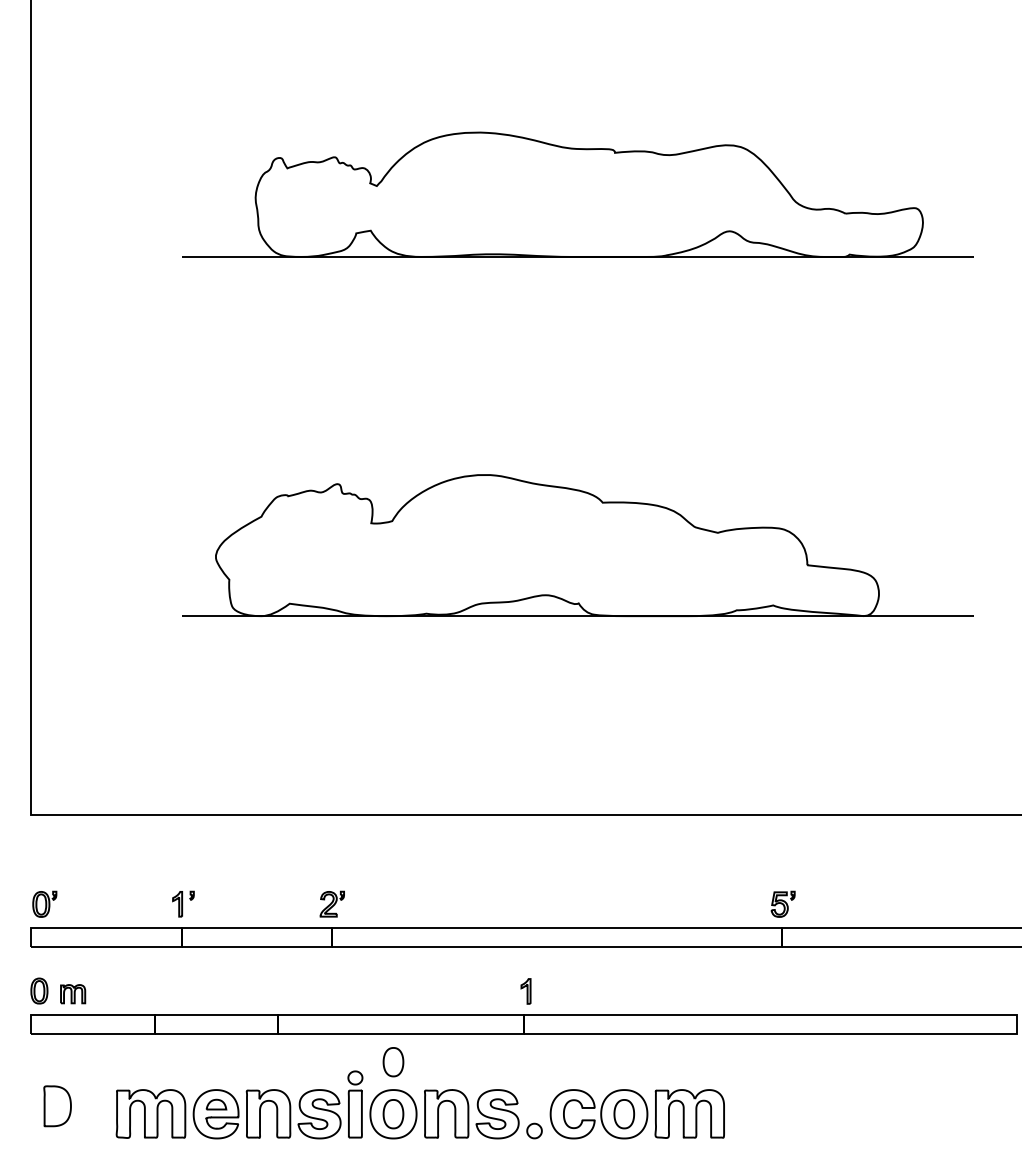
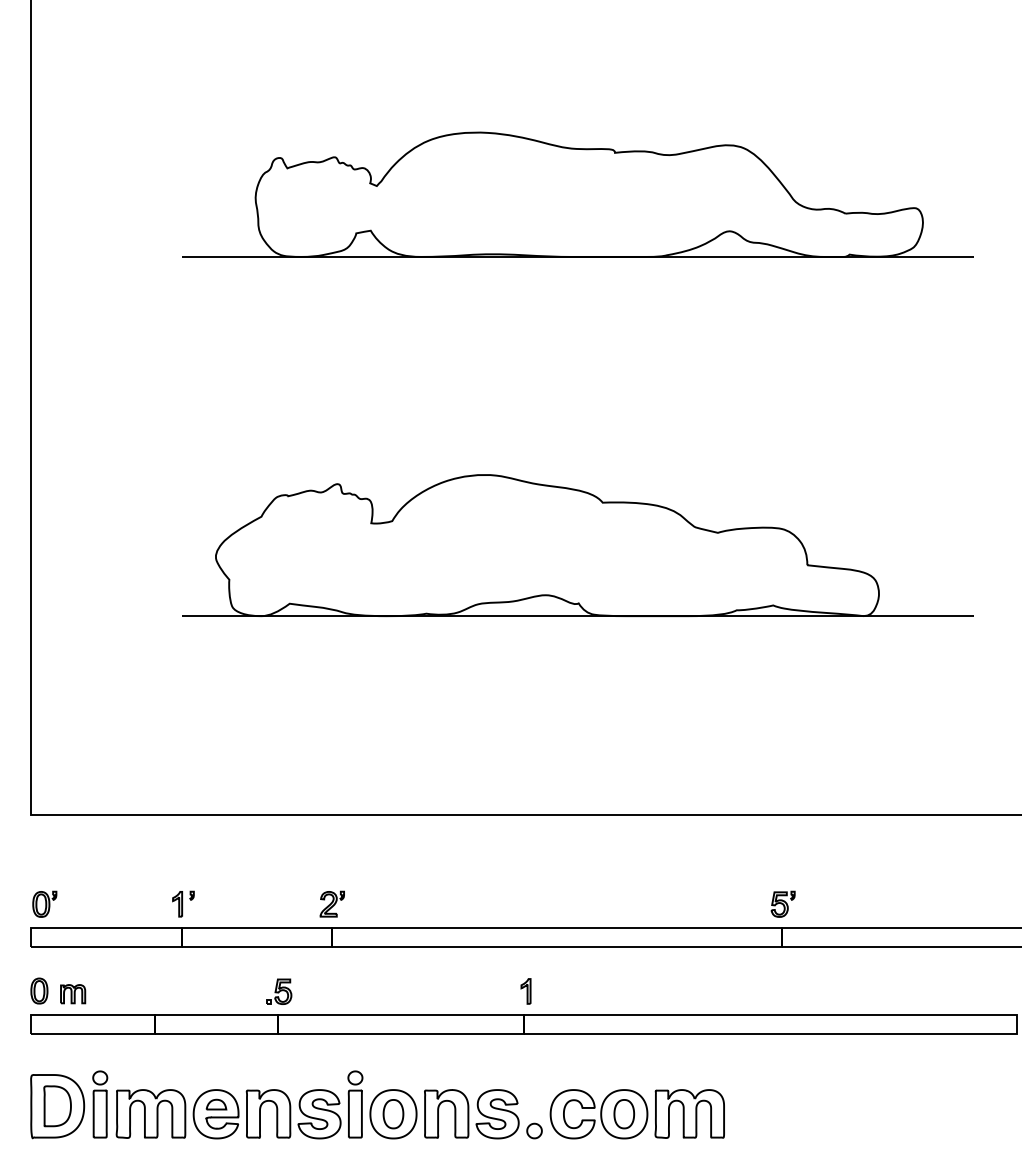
part: none -> present (279, 991)
part: present -> none (393, 1062)
part: none -> present (69, 1104)
